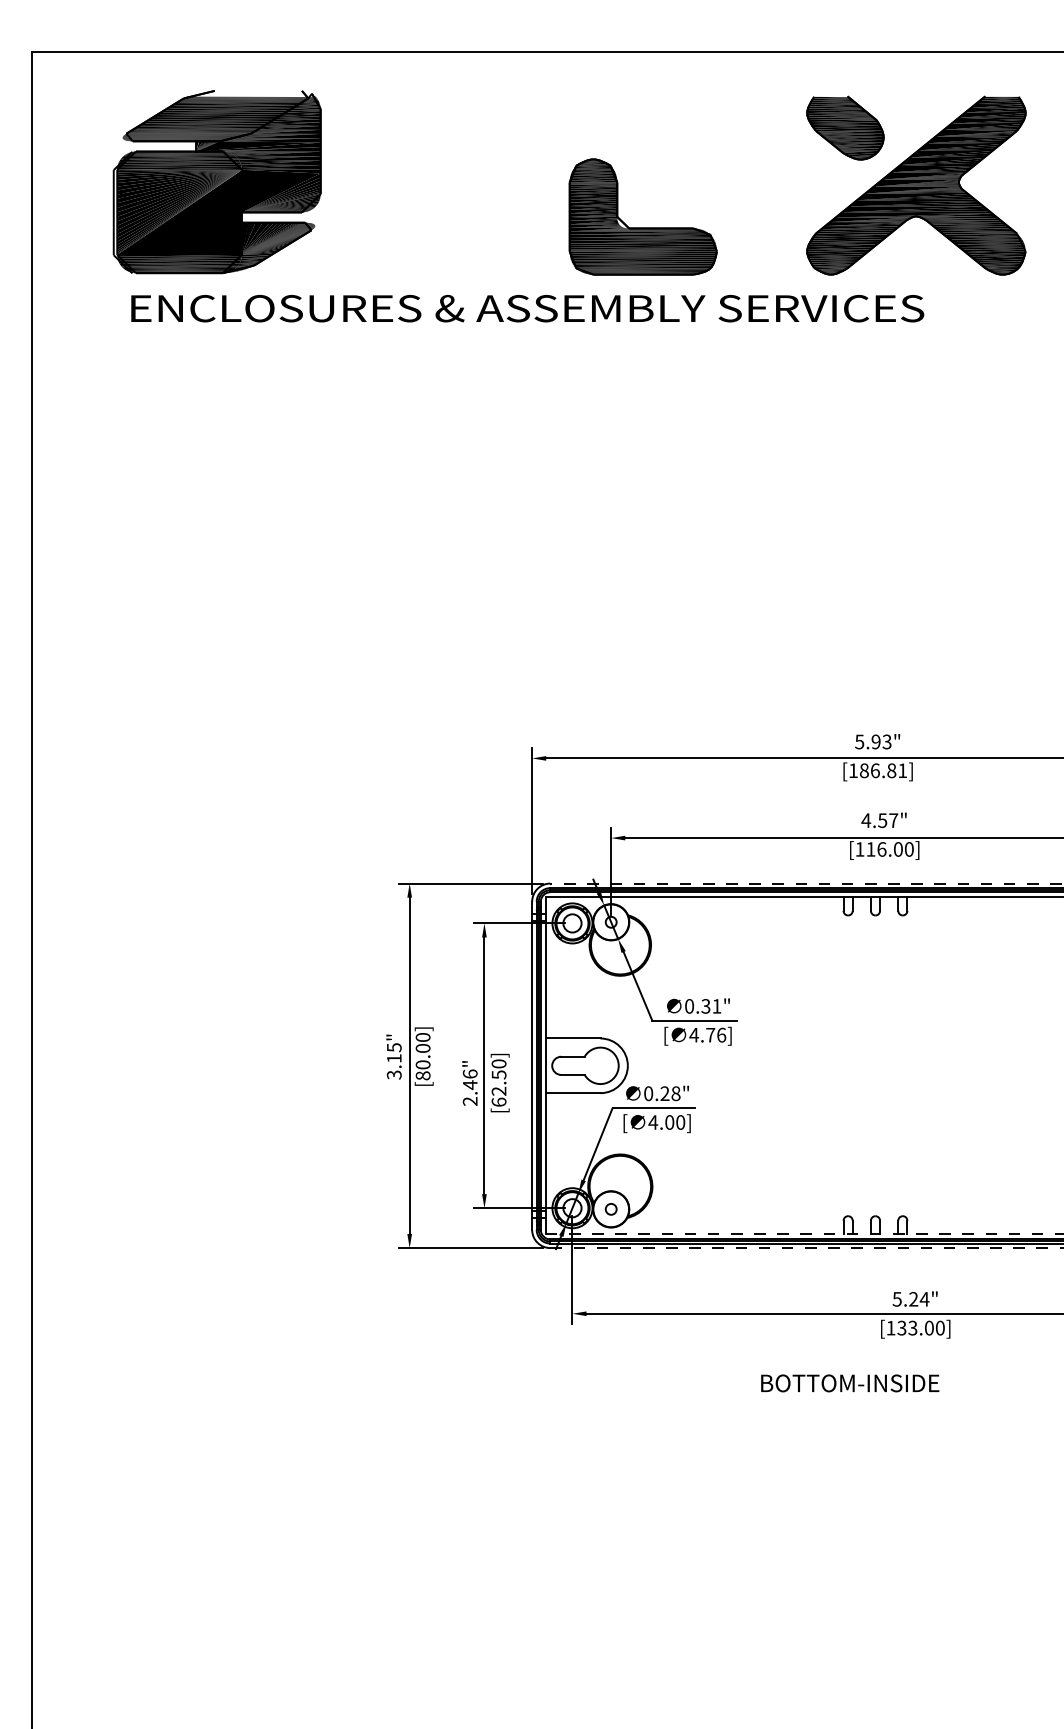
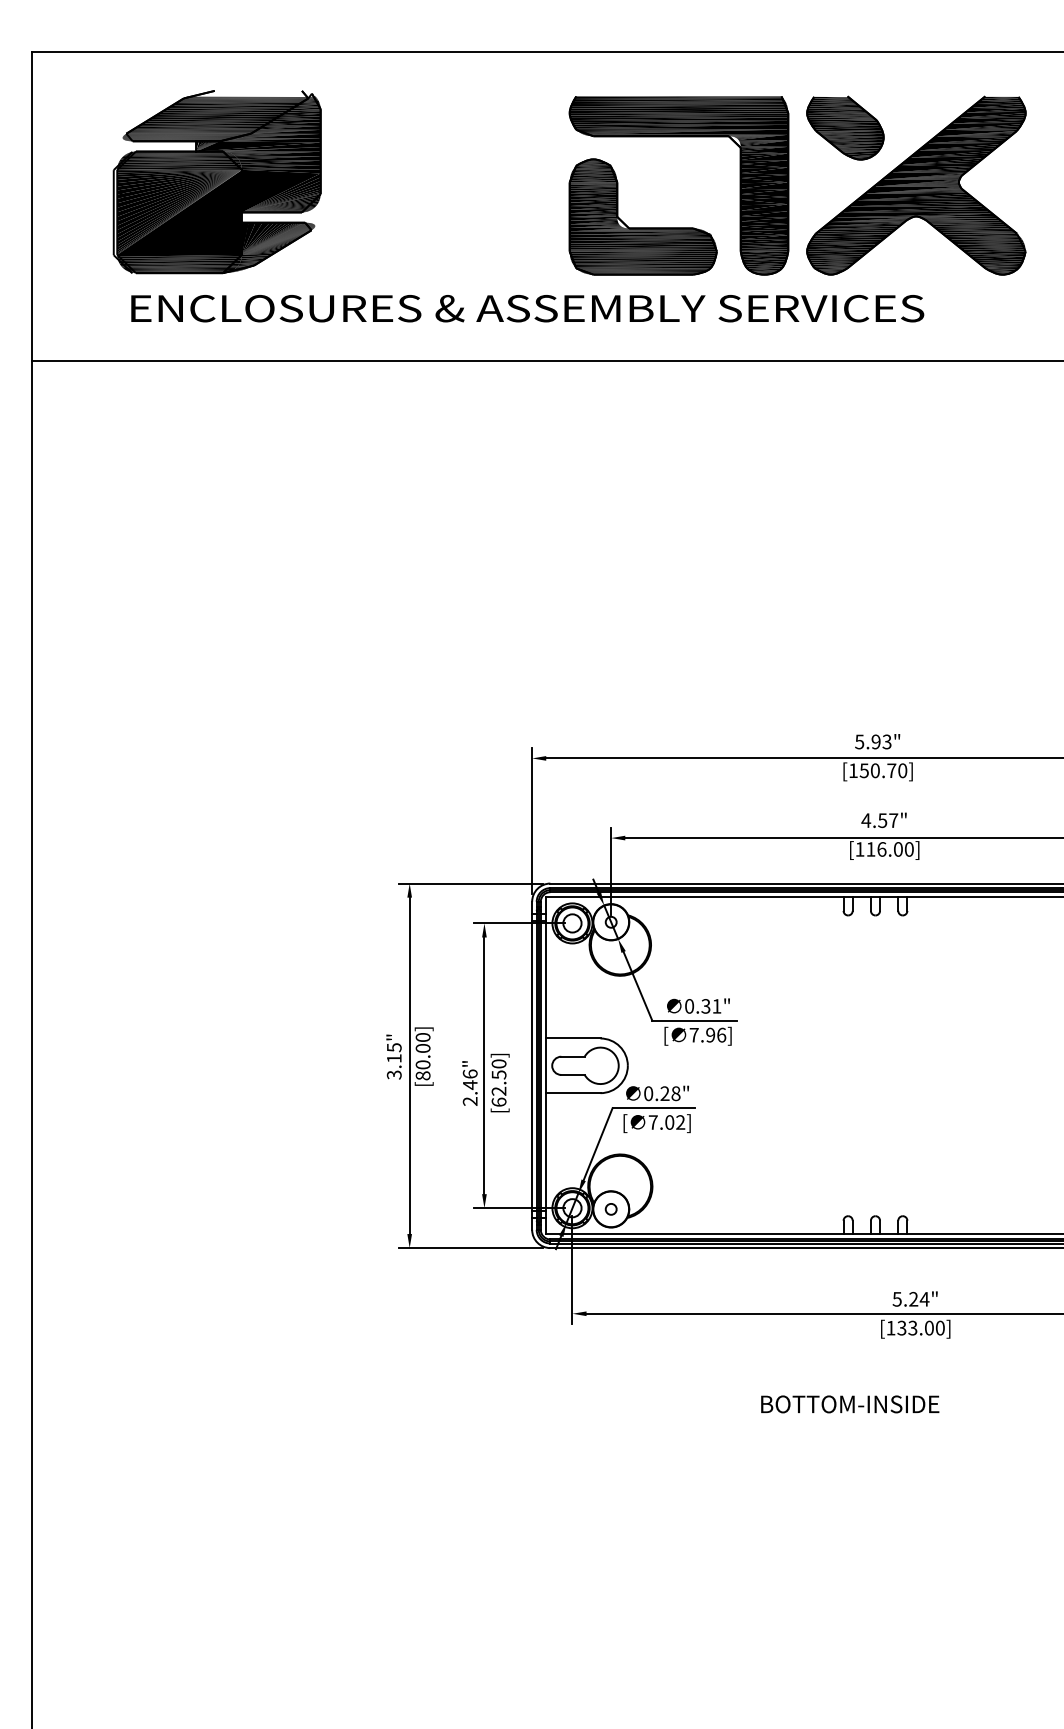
part: none -> present (678, 137)
line: none -> present (545, 360)
text: [186.81] -> [150.70] (883, 770)
line: dashed -> solid (807, 883)
text: 4.76] -> 7.96] (702, 1034)
text: 4.00] -> 7.02] (666, 1122)
line: dashed -> solid (804, 1234)
line: dashed -> solid (807, 1248)
text position: (850, 1383) -> (850, 1404) (850, 1404)
